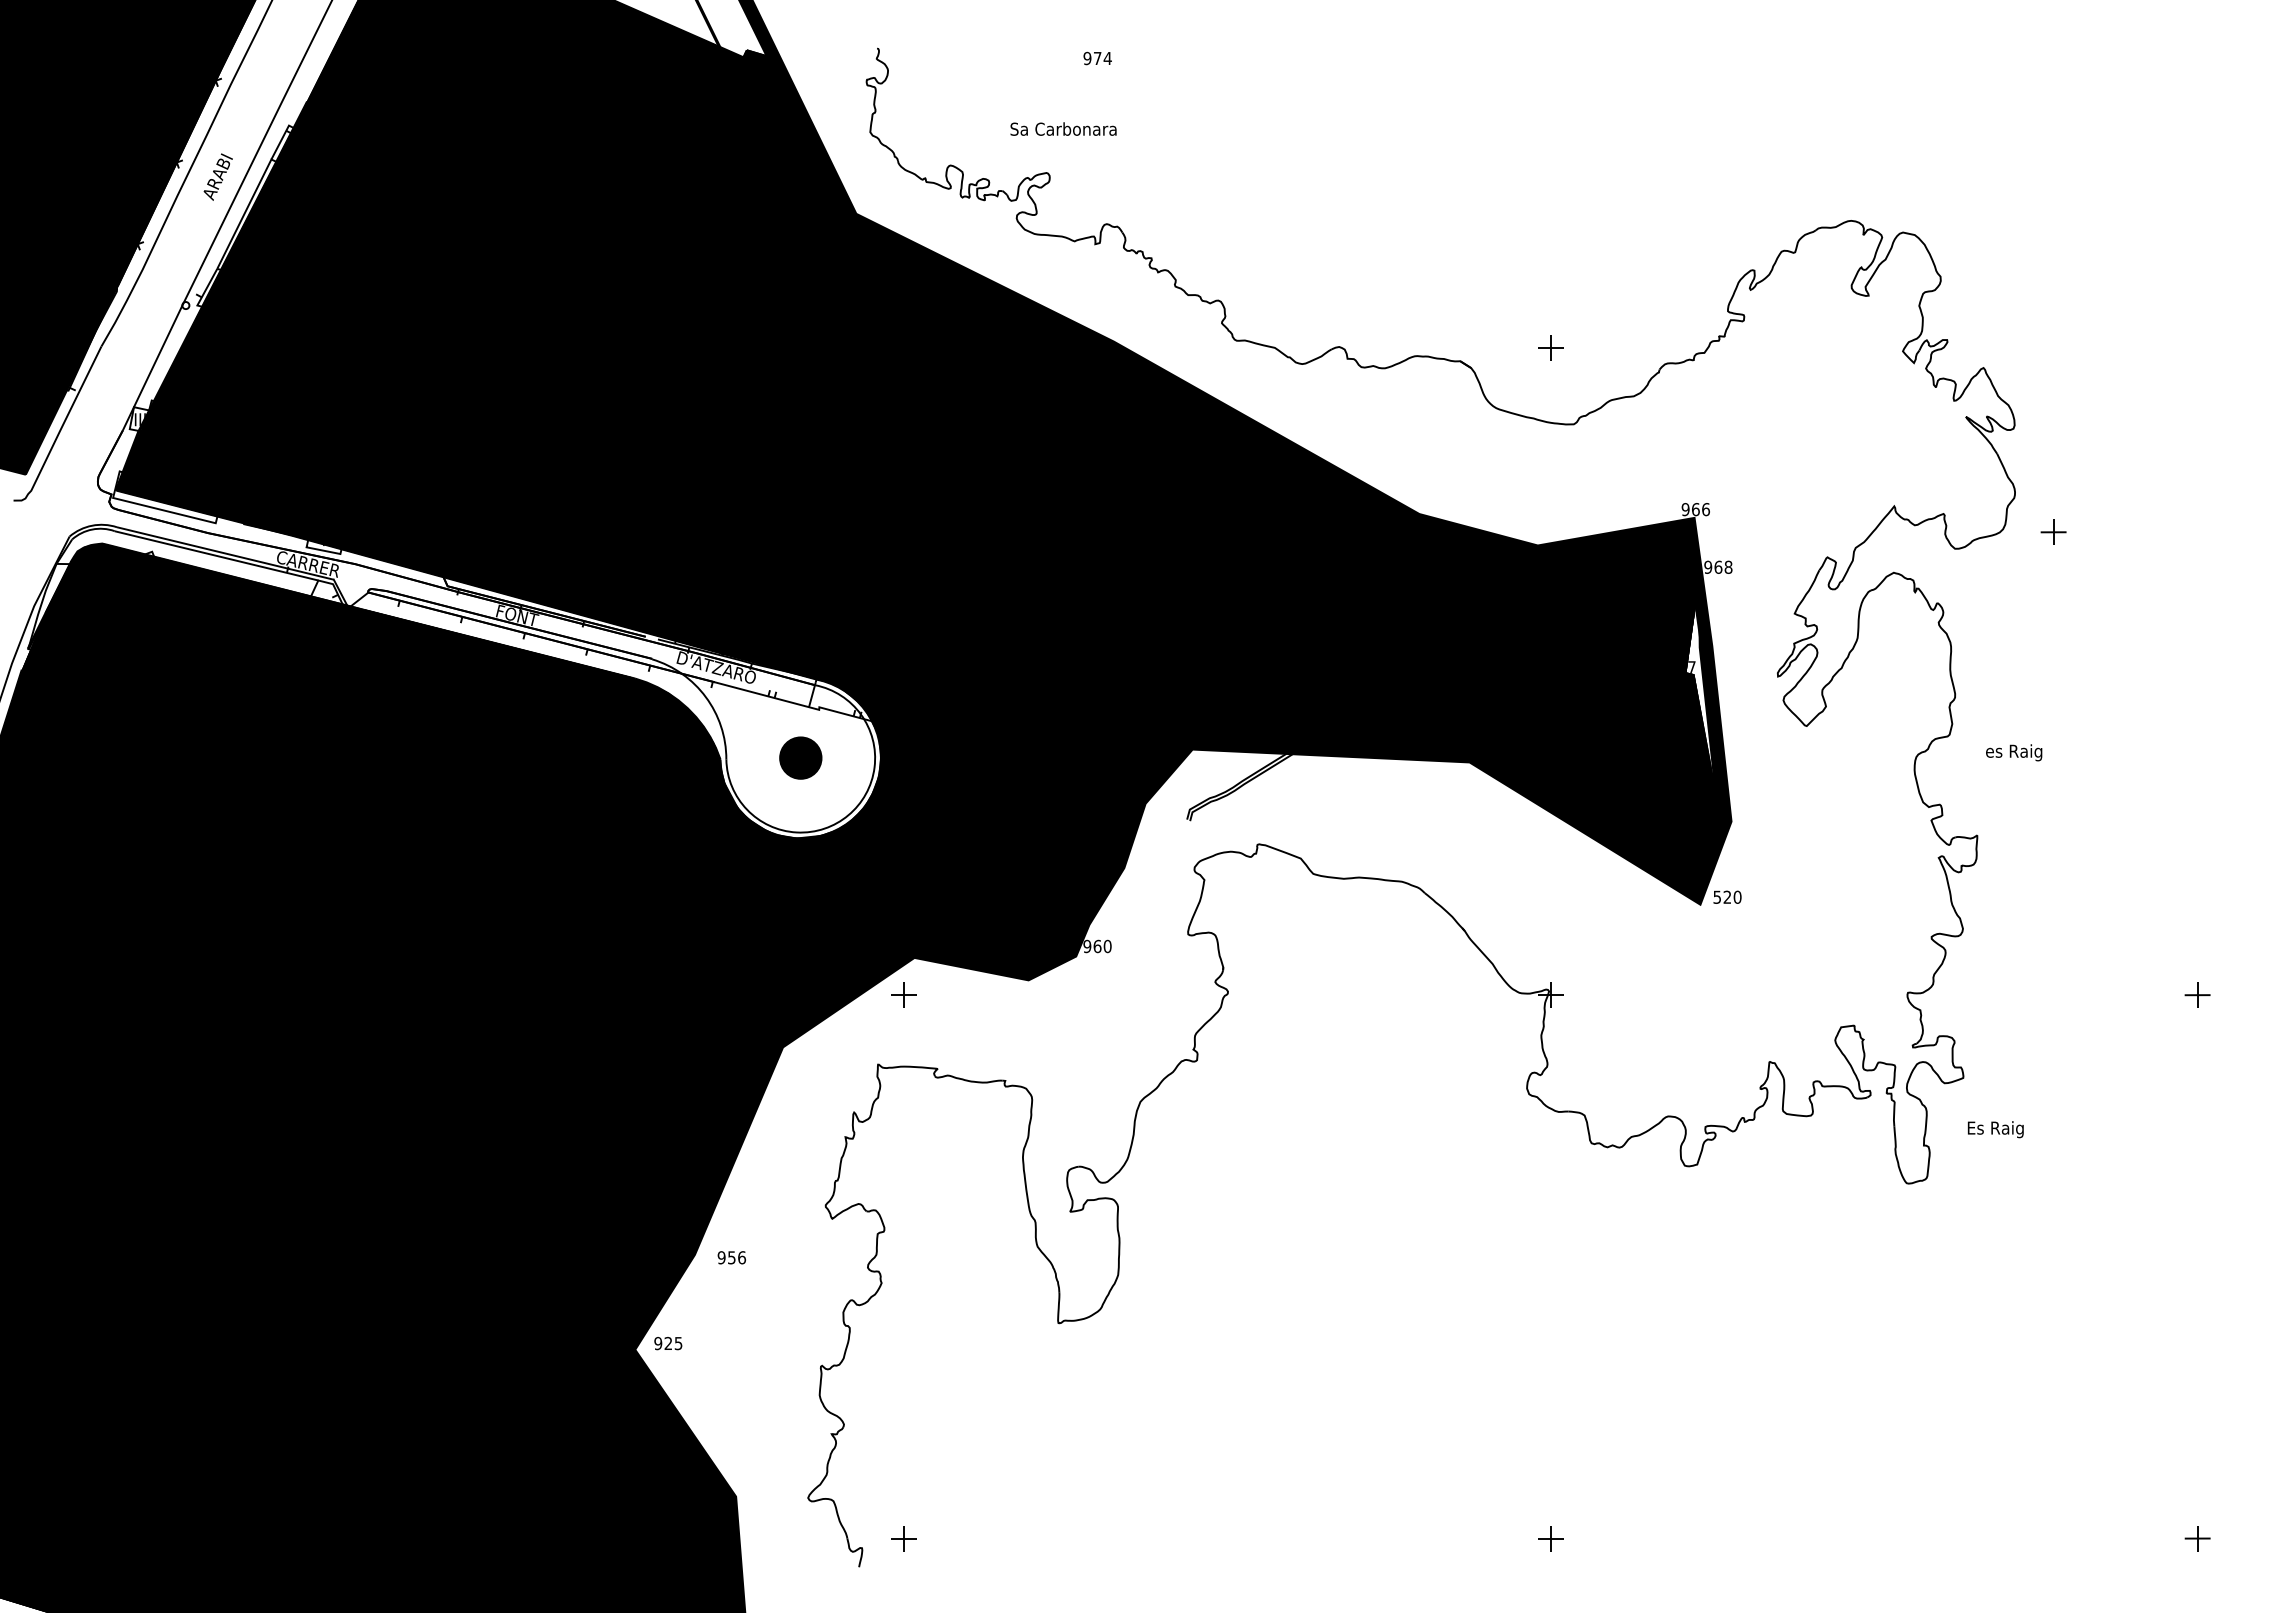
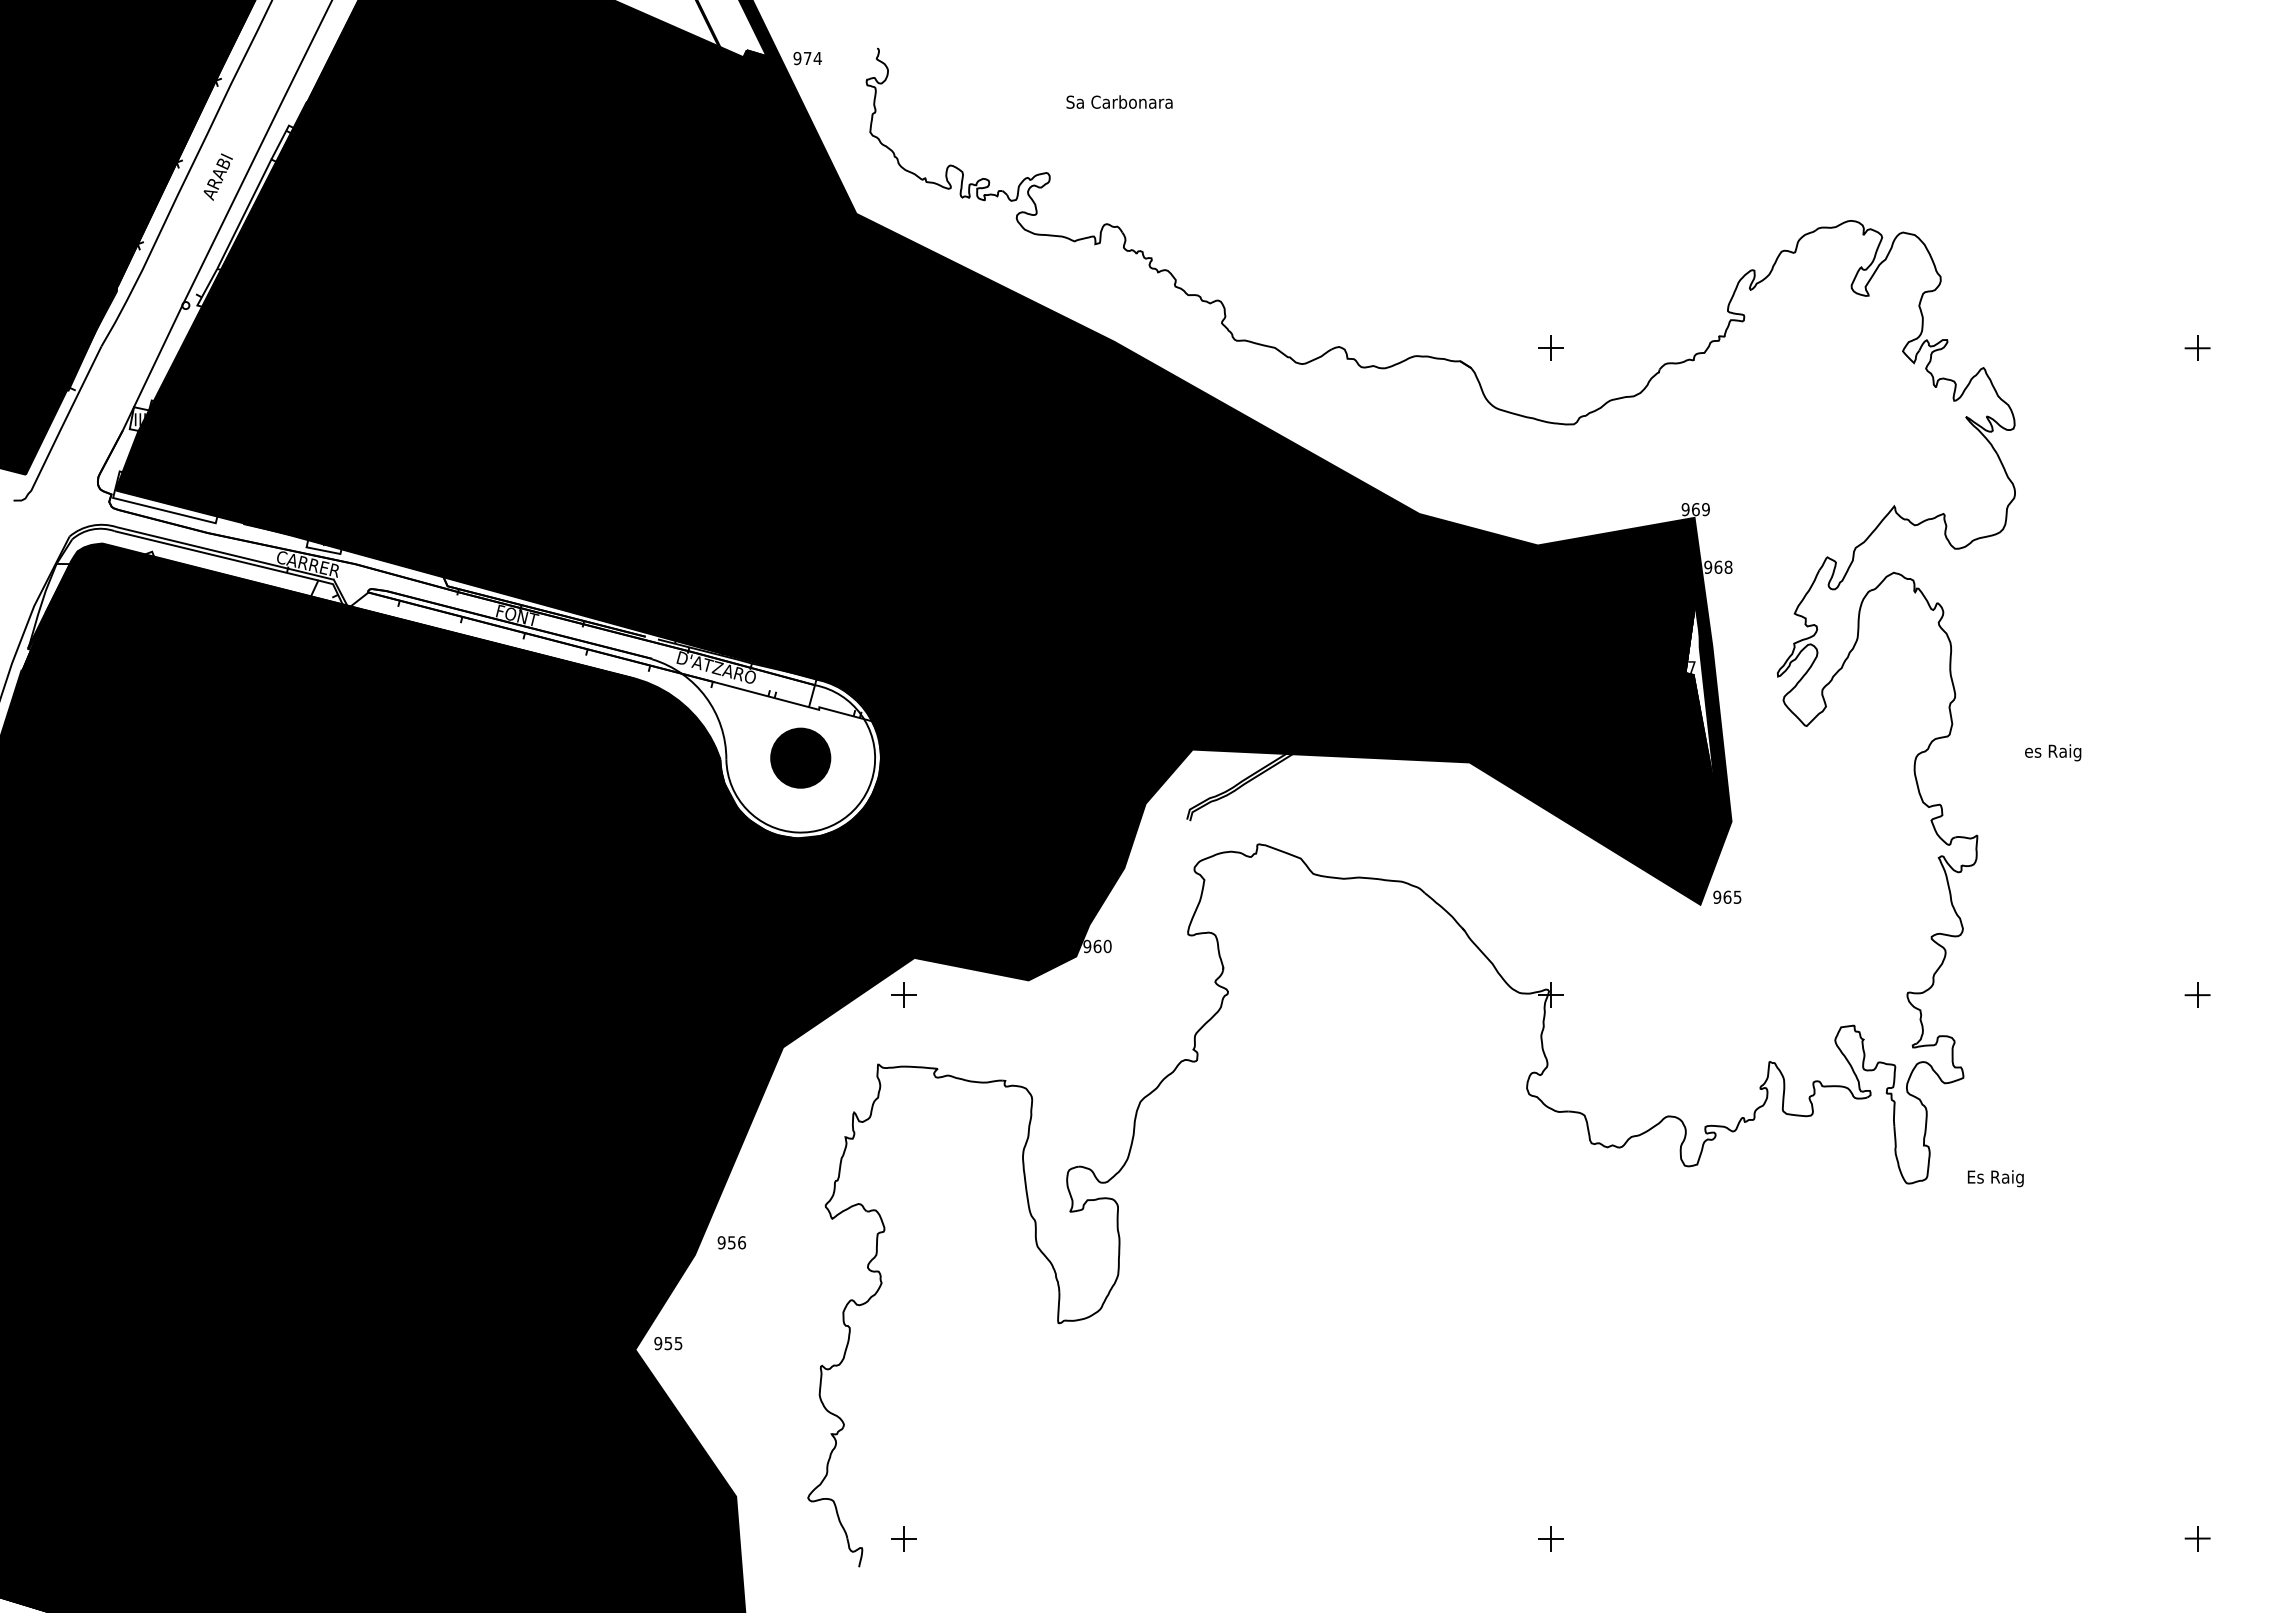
text position: (1097, 58) -> (807, 58) (807, 58)
text position: (1063, 128) -> (1119, 101) (1119, 101)
text: 966 -> 969 (1705, 509)
part position: (2053, 531) -> (2197, 347) (2197, 347)
text position: (2014, 752) -> (2053, 752) (2053, 752)
part size: 44x44 px -> 62x62 px (800, 757)
text: 520 -> 965 (1727, 896)
text position: (1995, 1129) -> (1995, 1178) (1995, 1178)
text position: (731, 1257) -> (731, 1242) (731, 1242)
text: 925 -> 955 (668, 1343)
